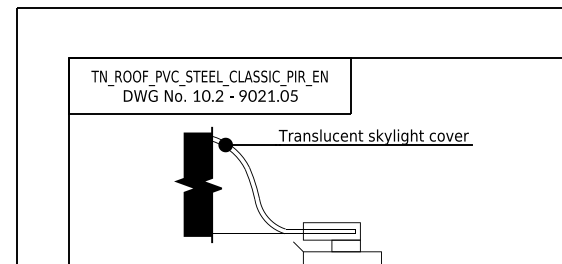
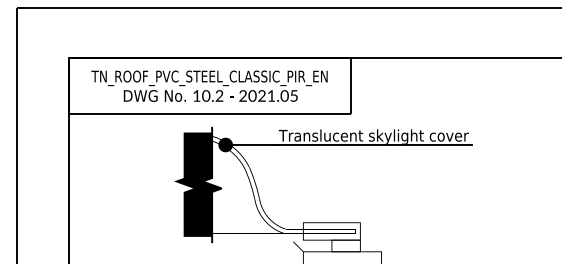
text: 9021.05 -> 2021.05 (242, 96)
